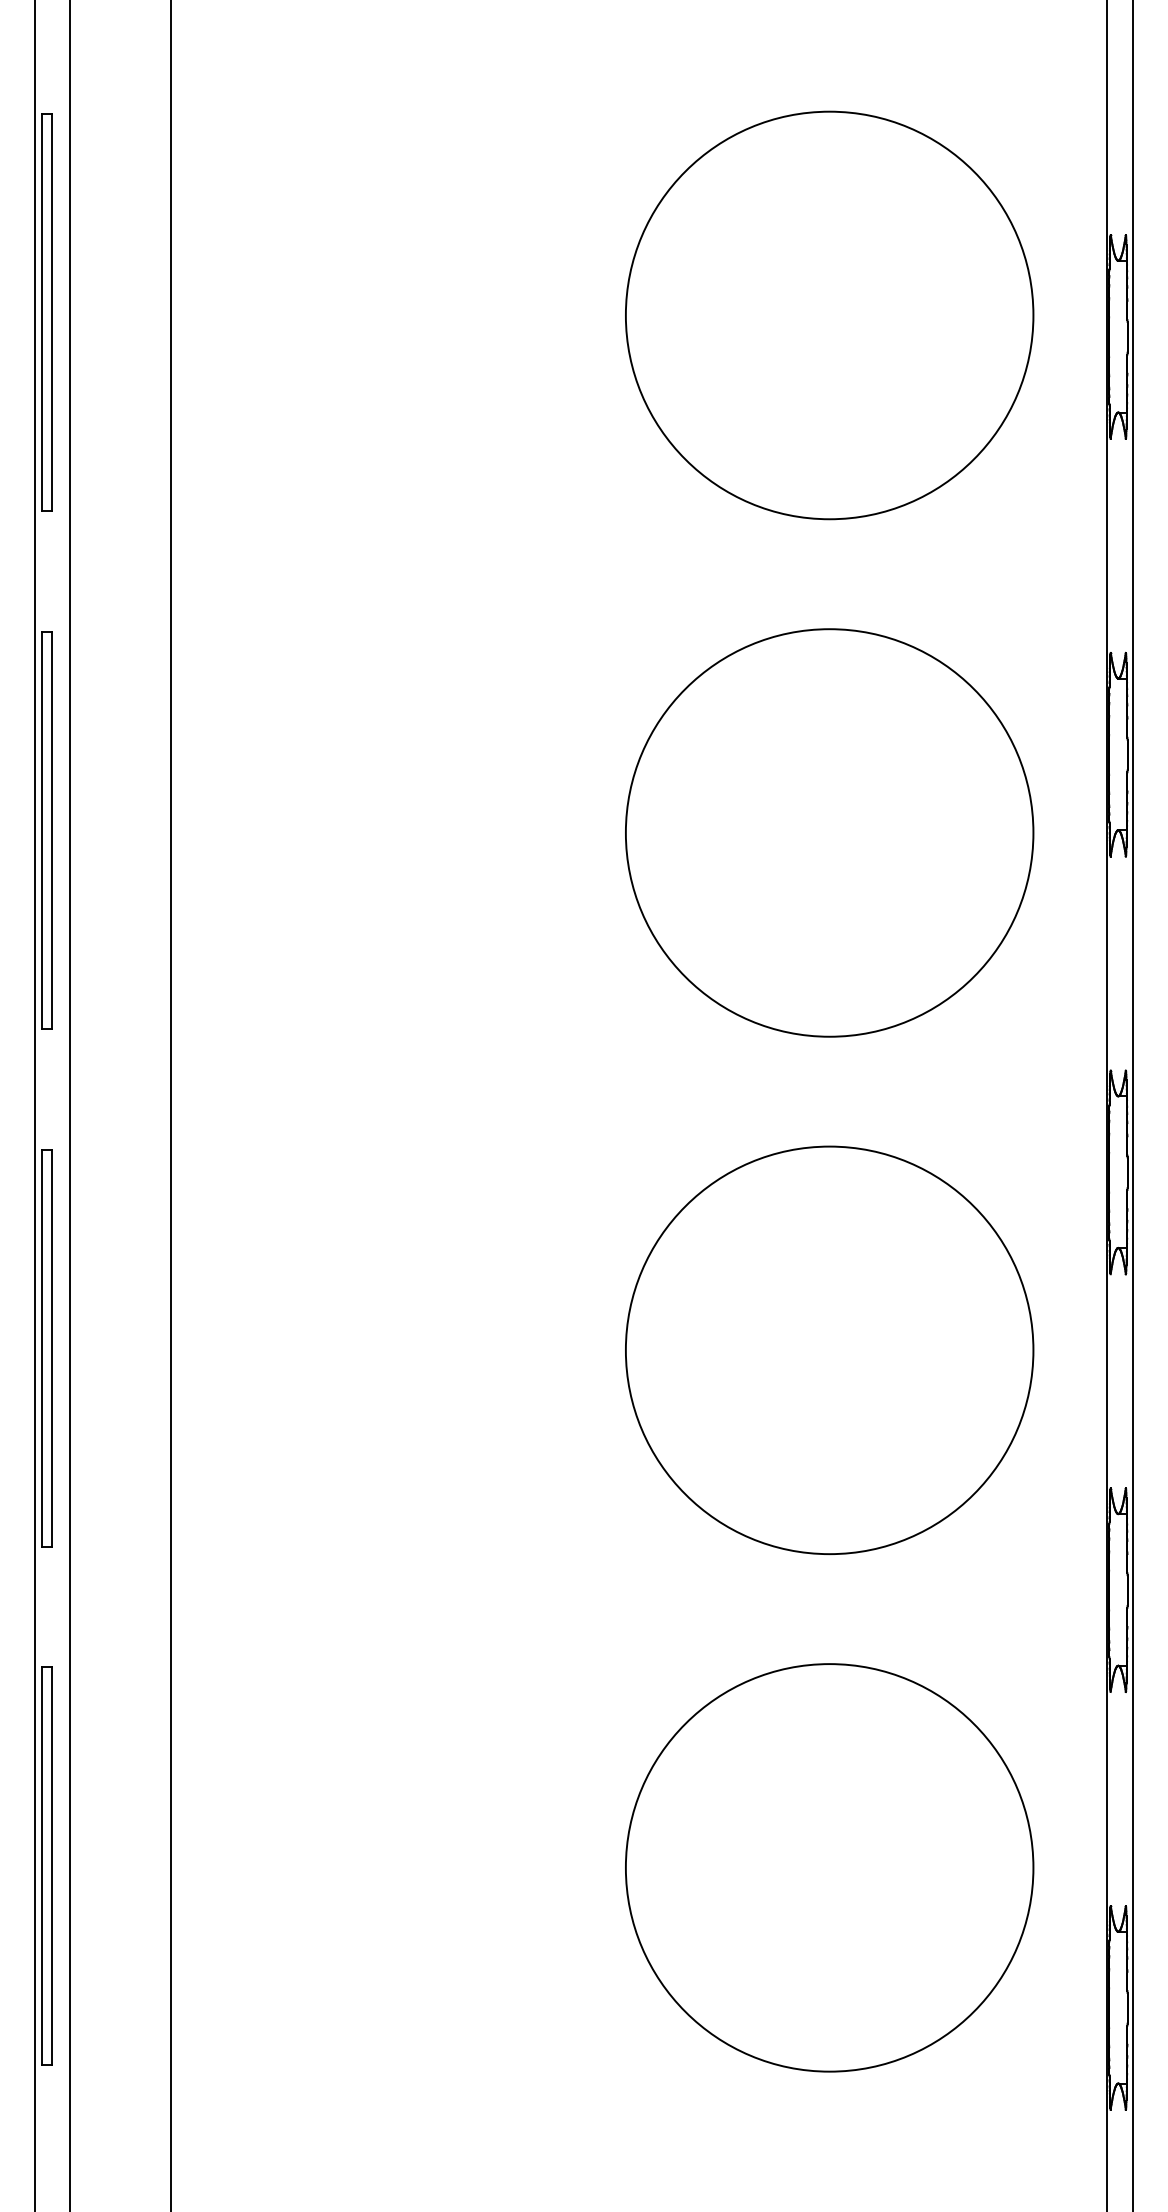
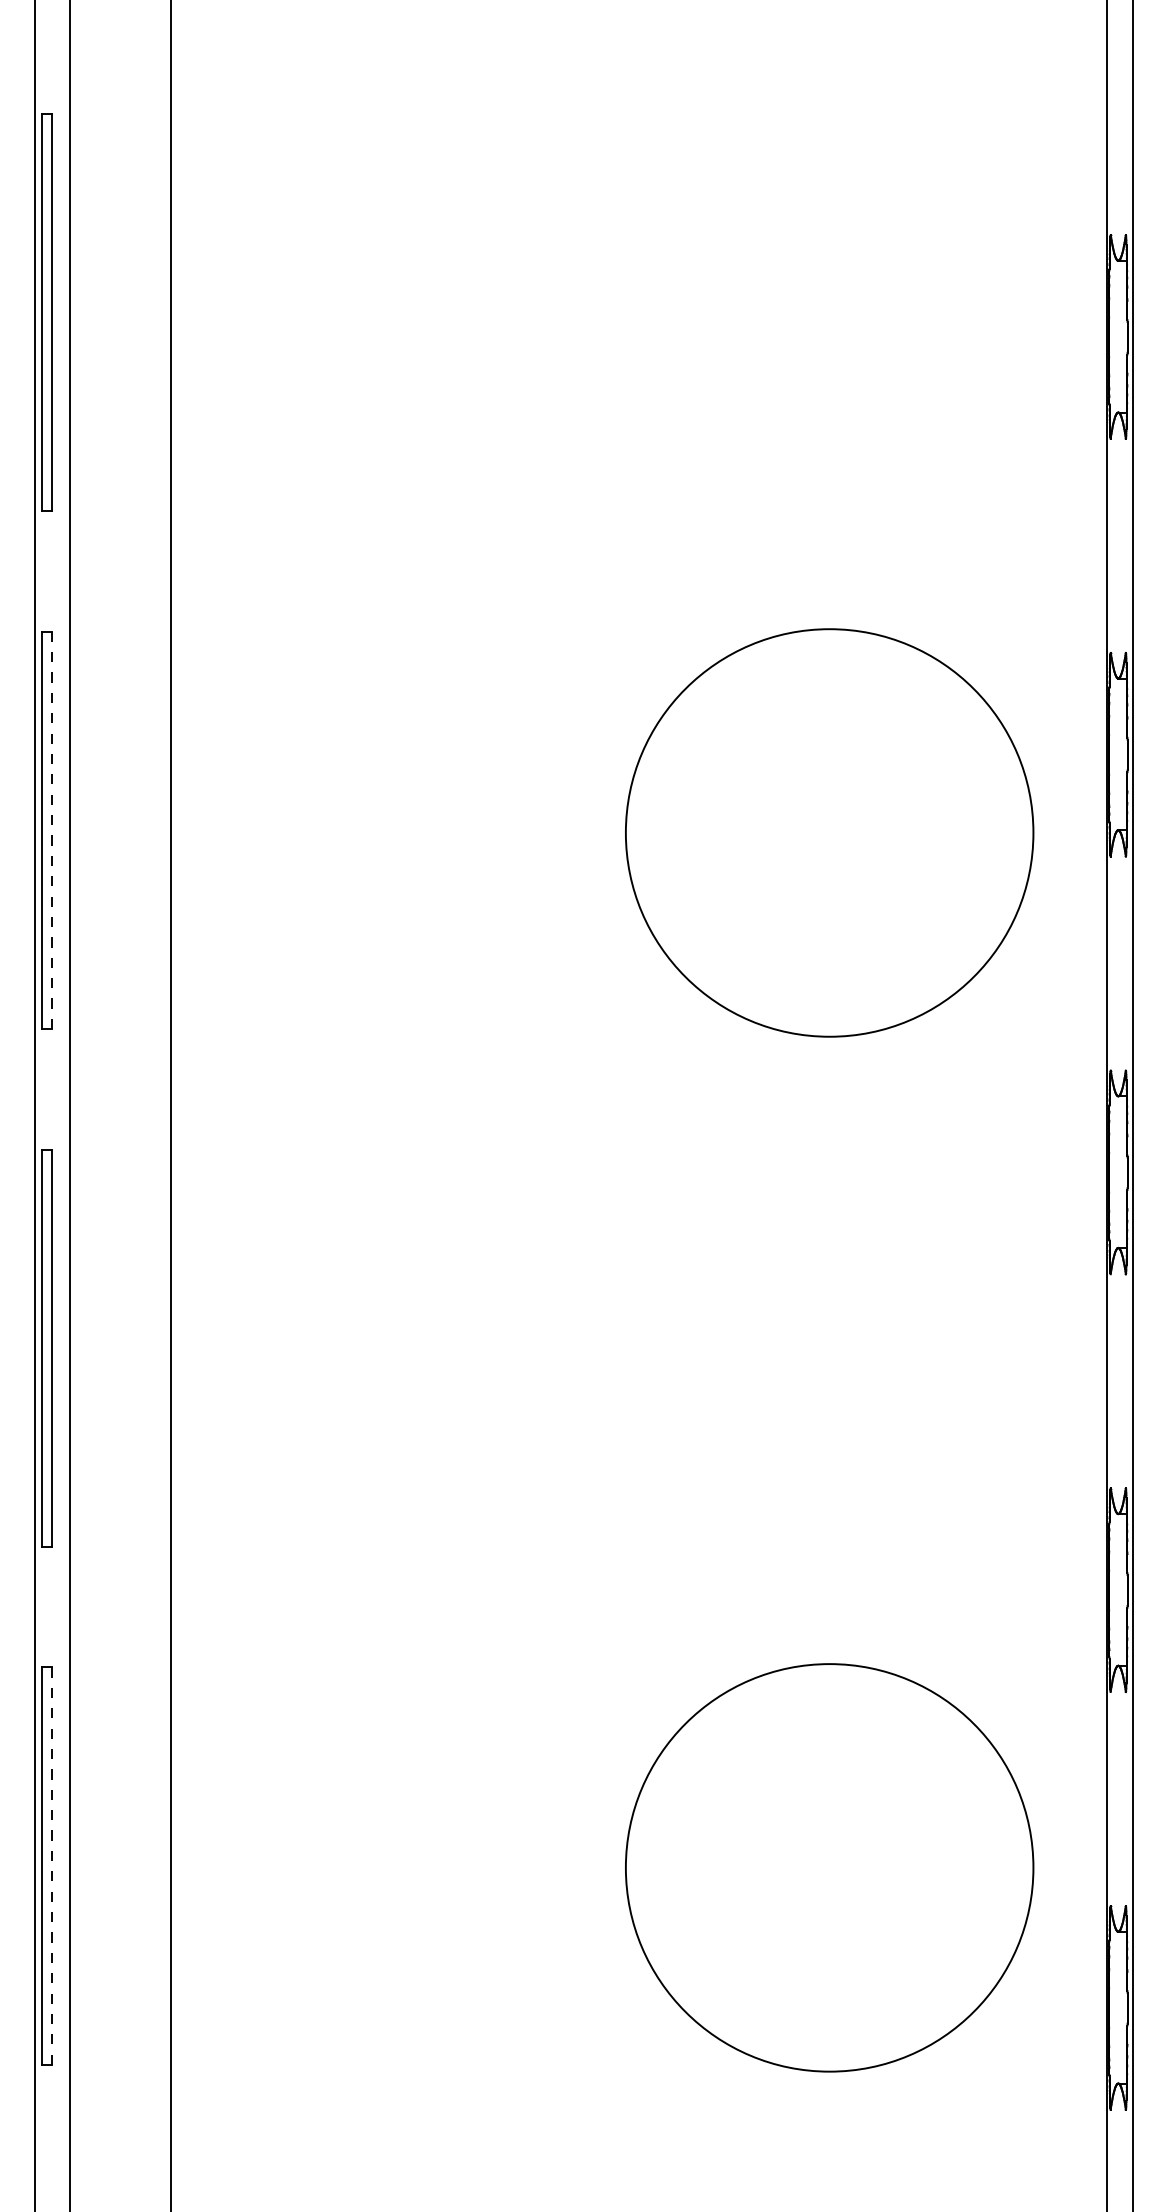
circle: present -> none (829, 315)
line: solid -> dashed (51, 830)
circle: present -> none (829, 1349)
line: solid -> dashed (51, 1866)
